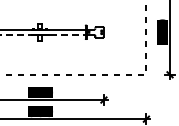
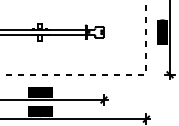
line: dashed -> solid (43, 34)
